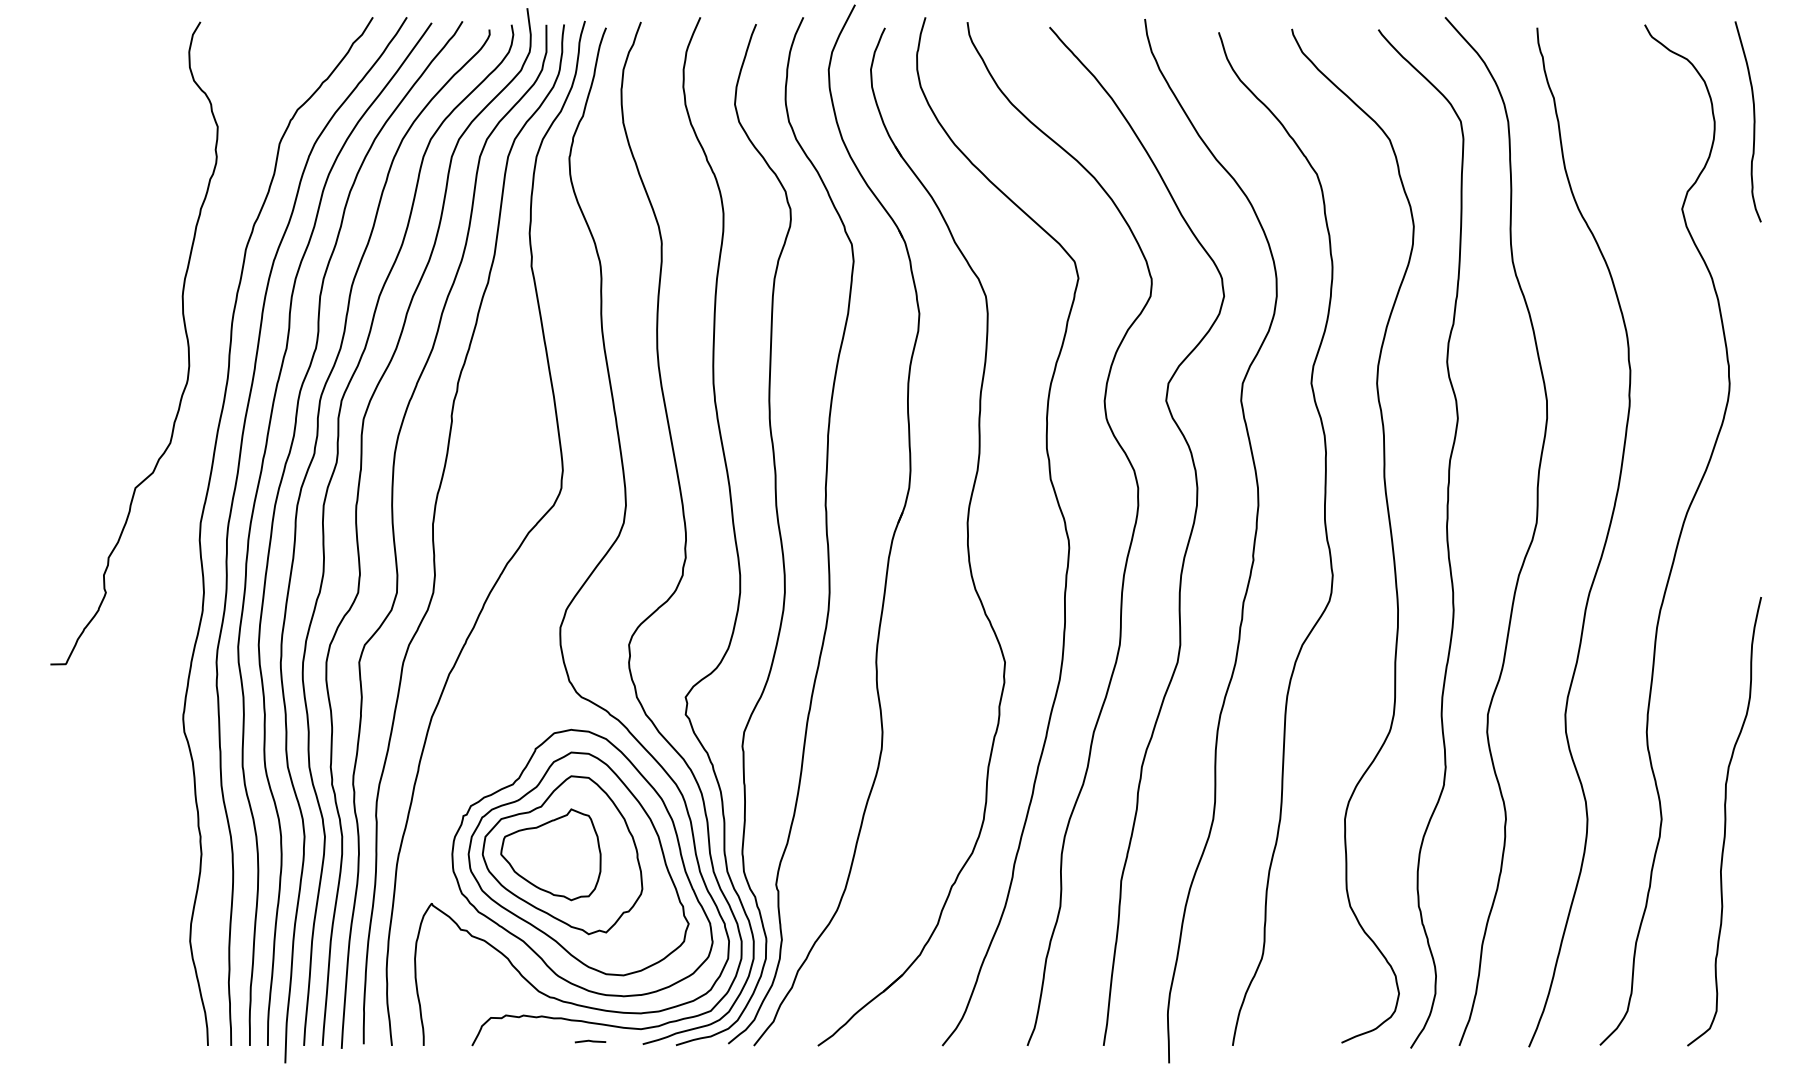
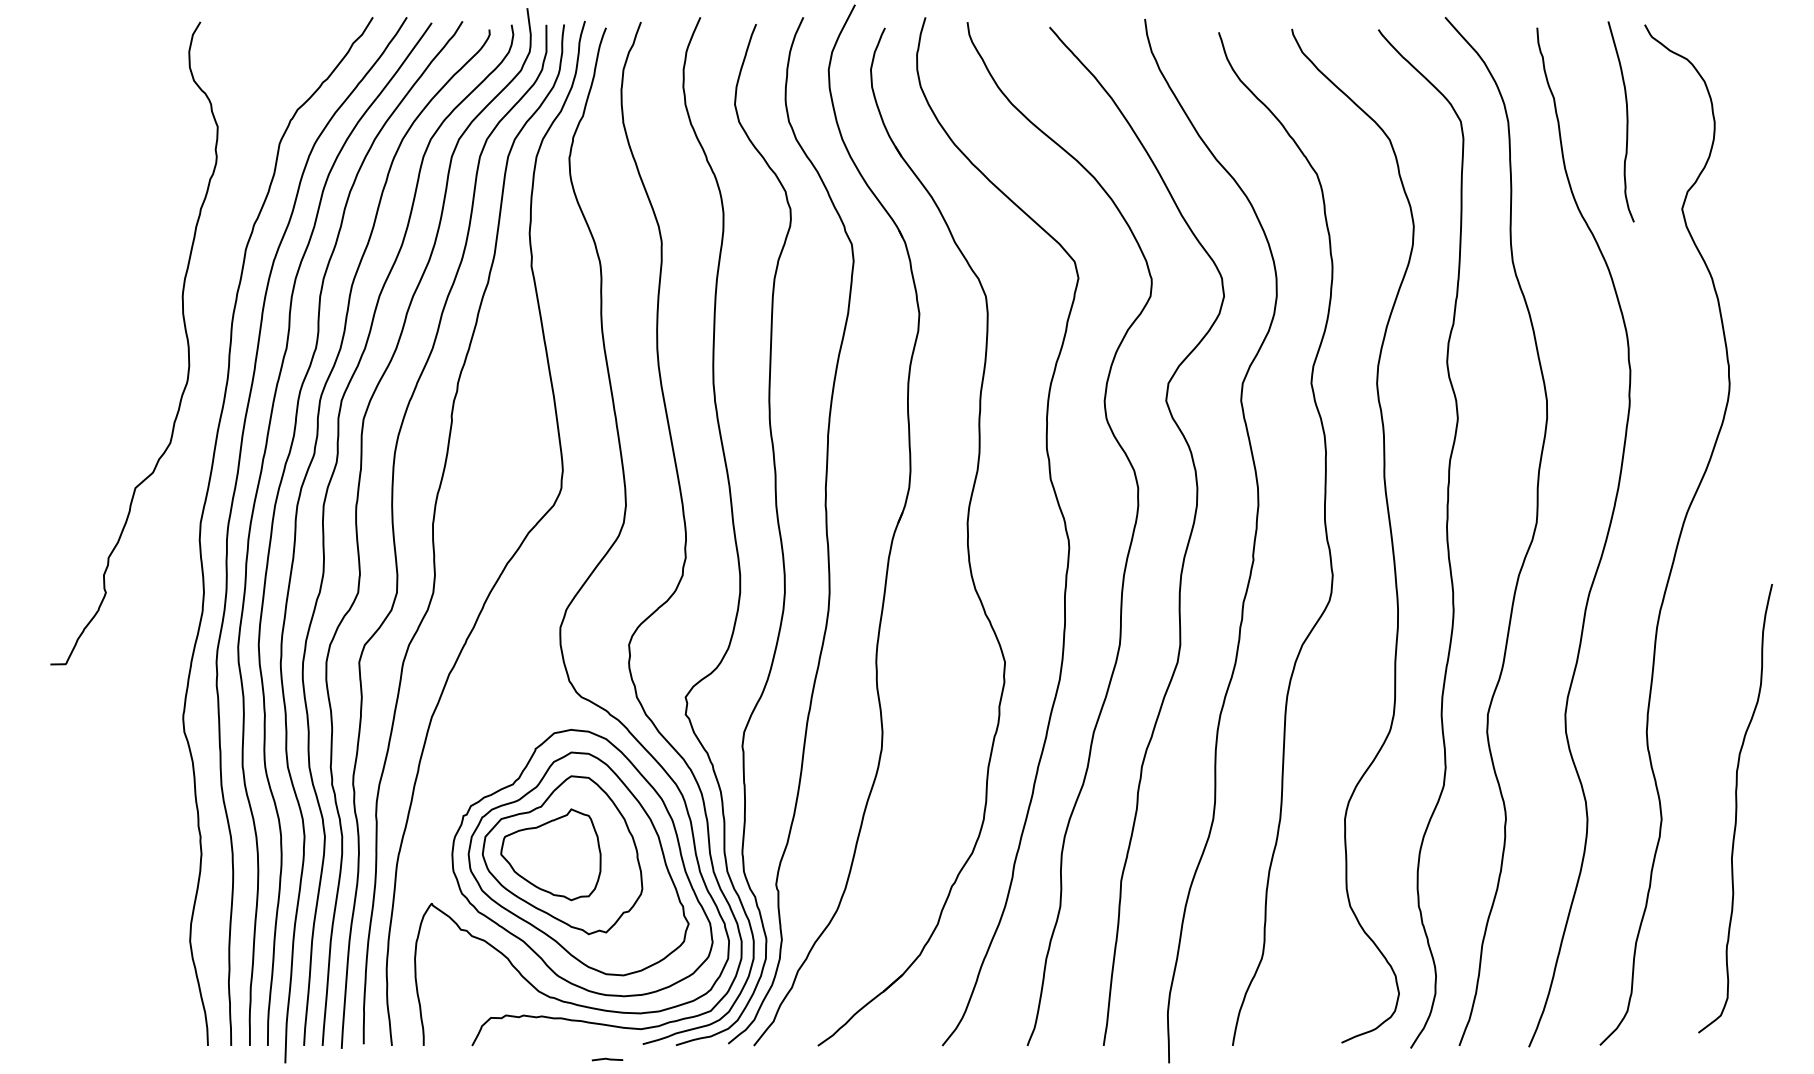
curve position: (1753, 121) -> (1626, 121) (1626, 121)
curve position: (1724, 821) -> (1735, 808) (1735, 808)
line position: (590, 1041) -> (607, 1059) (607, 1059)
